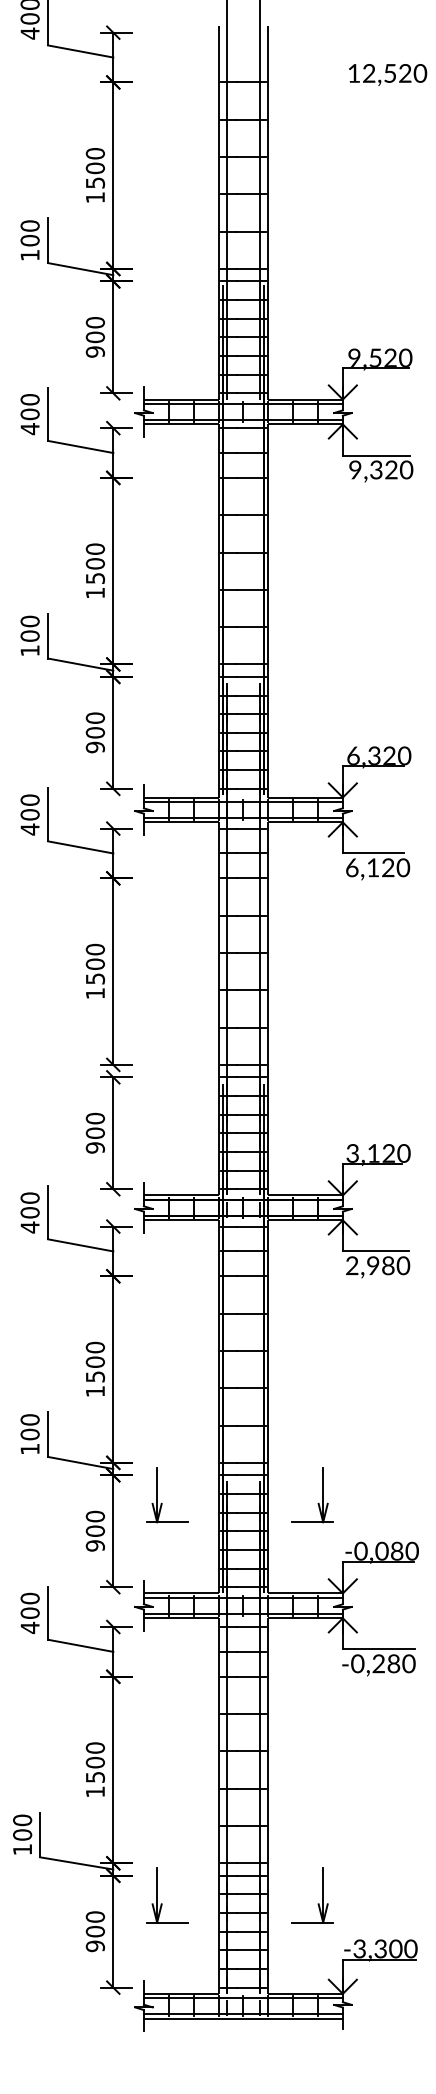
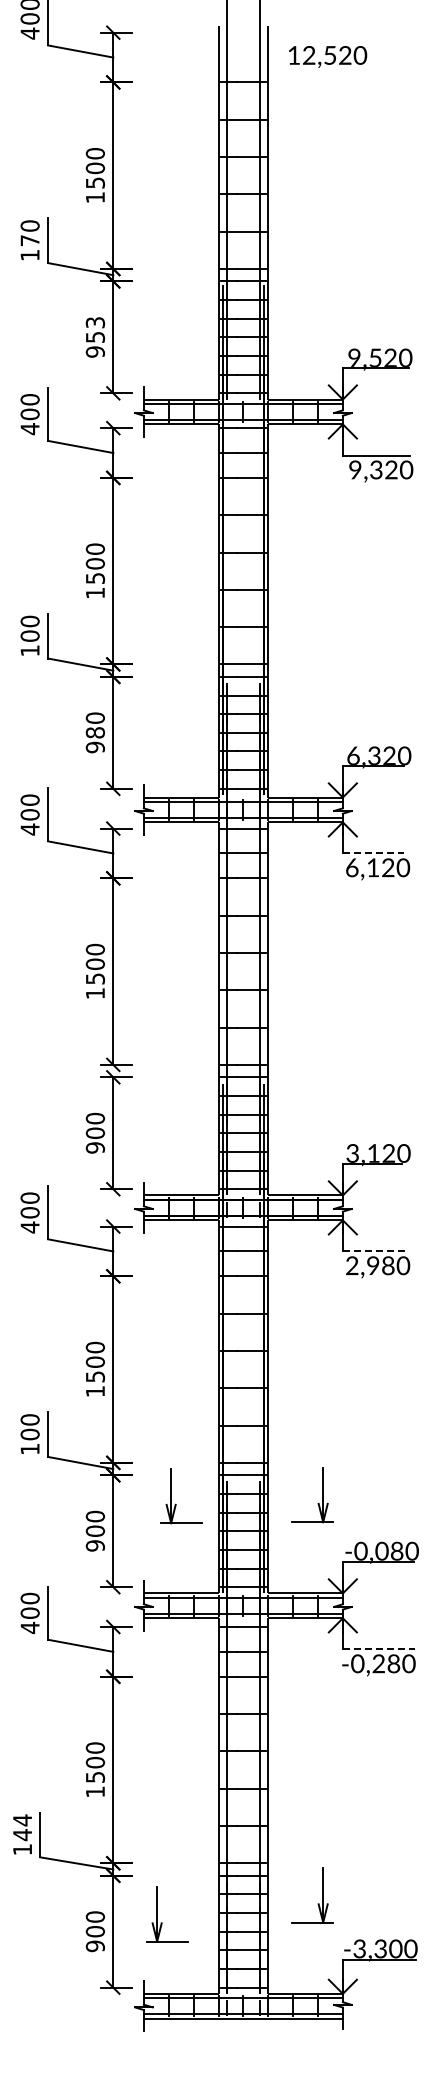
text position: (388, 74) -> (328, 56) (328, 56)
text: 100 -> 170 (29, 240)
text: 900 -> 953 (95, 330)
text: 900 -> 980 (95, 732)
line: solid -> dashed (373, 853)
line: solid -> dashed (375, 1251)
part position: (161, 1502) -> (175, 1503) (175, 1503)
line: solid -> dashed (379, 1649)
text: 100 -> 144 (22, 1827)
part position: (162, 1903) -> (162, 1922) (162, 1922)
